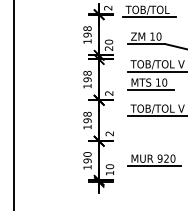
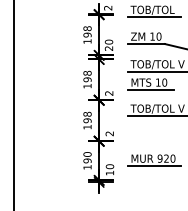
part position: (149, 11) -> (154, 11) (154, 11)
